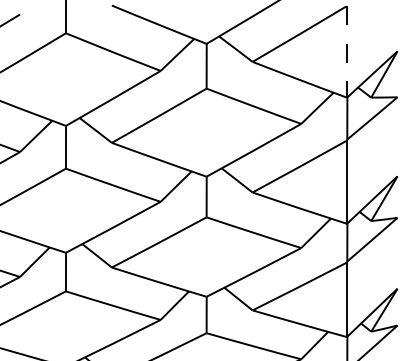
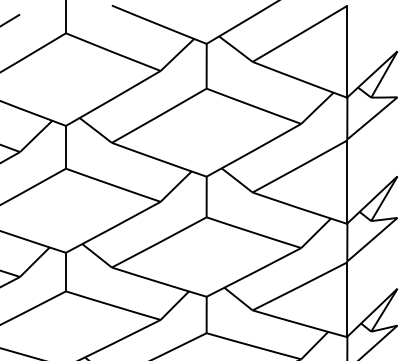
line: dashed -> solid (346, 51)
